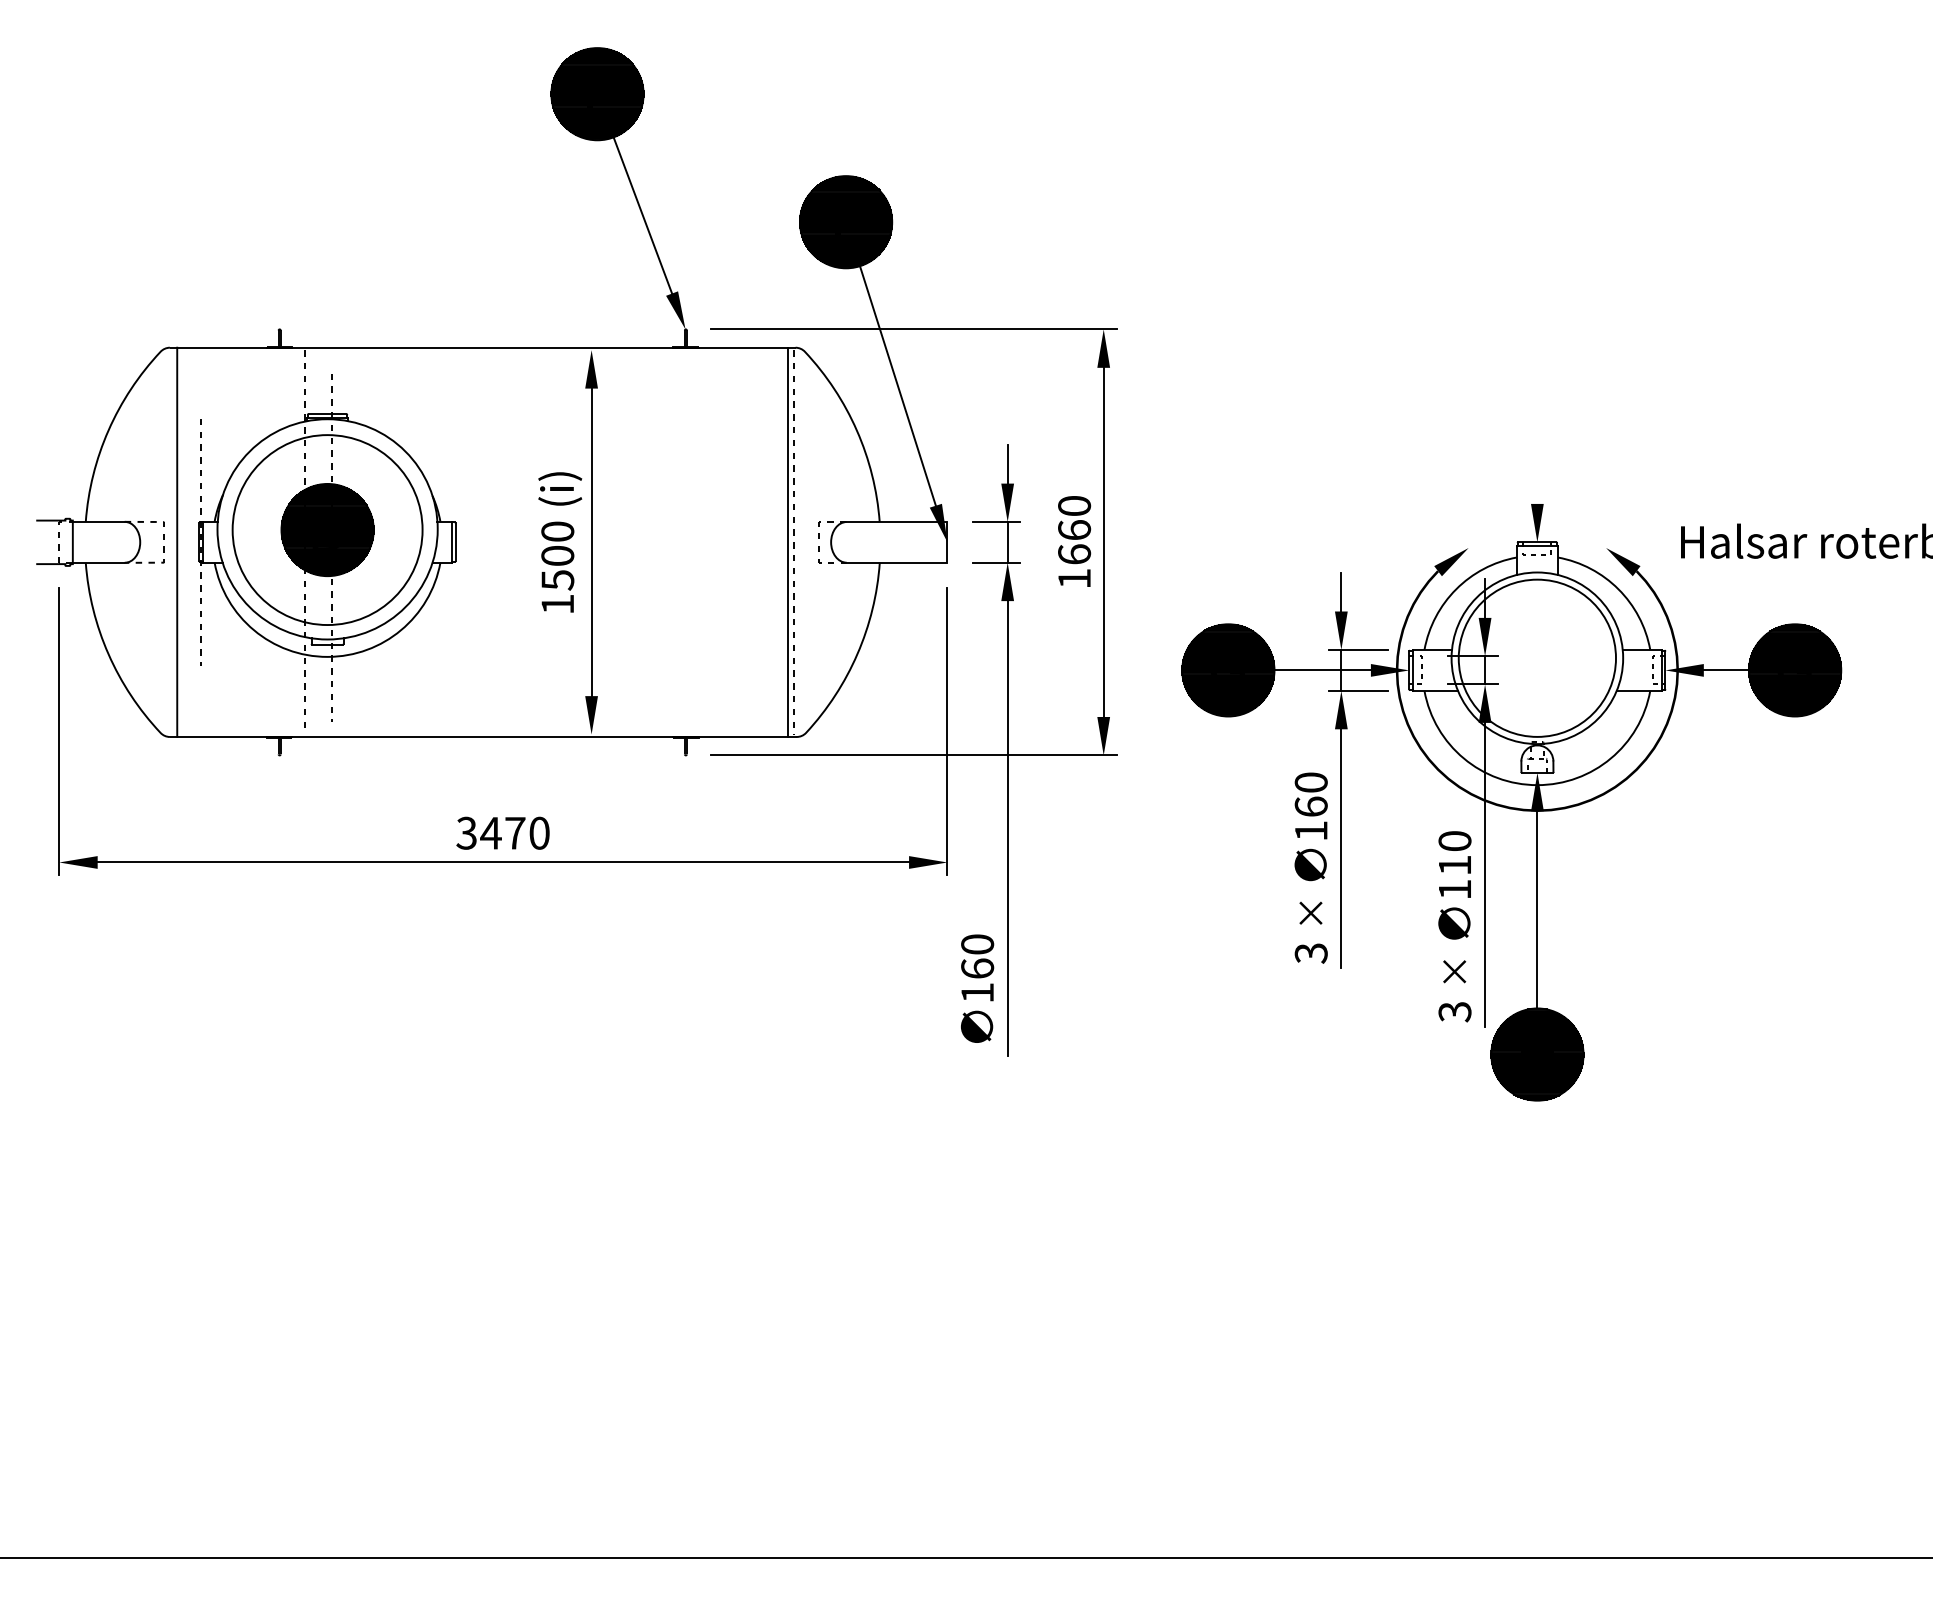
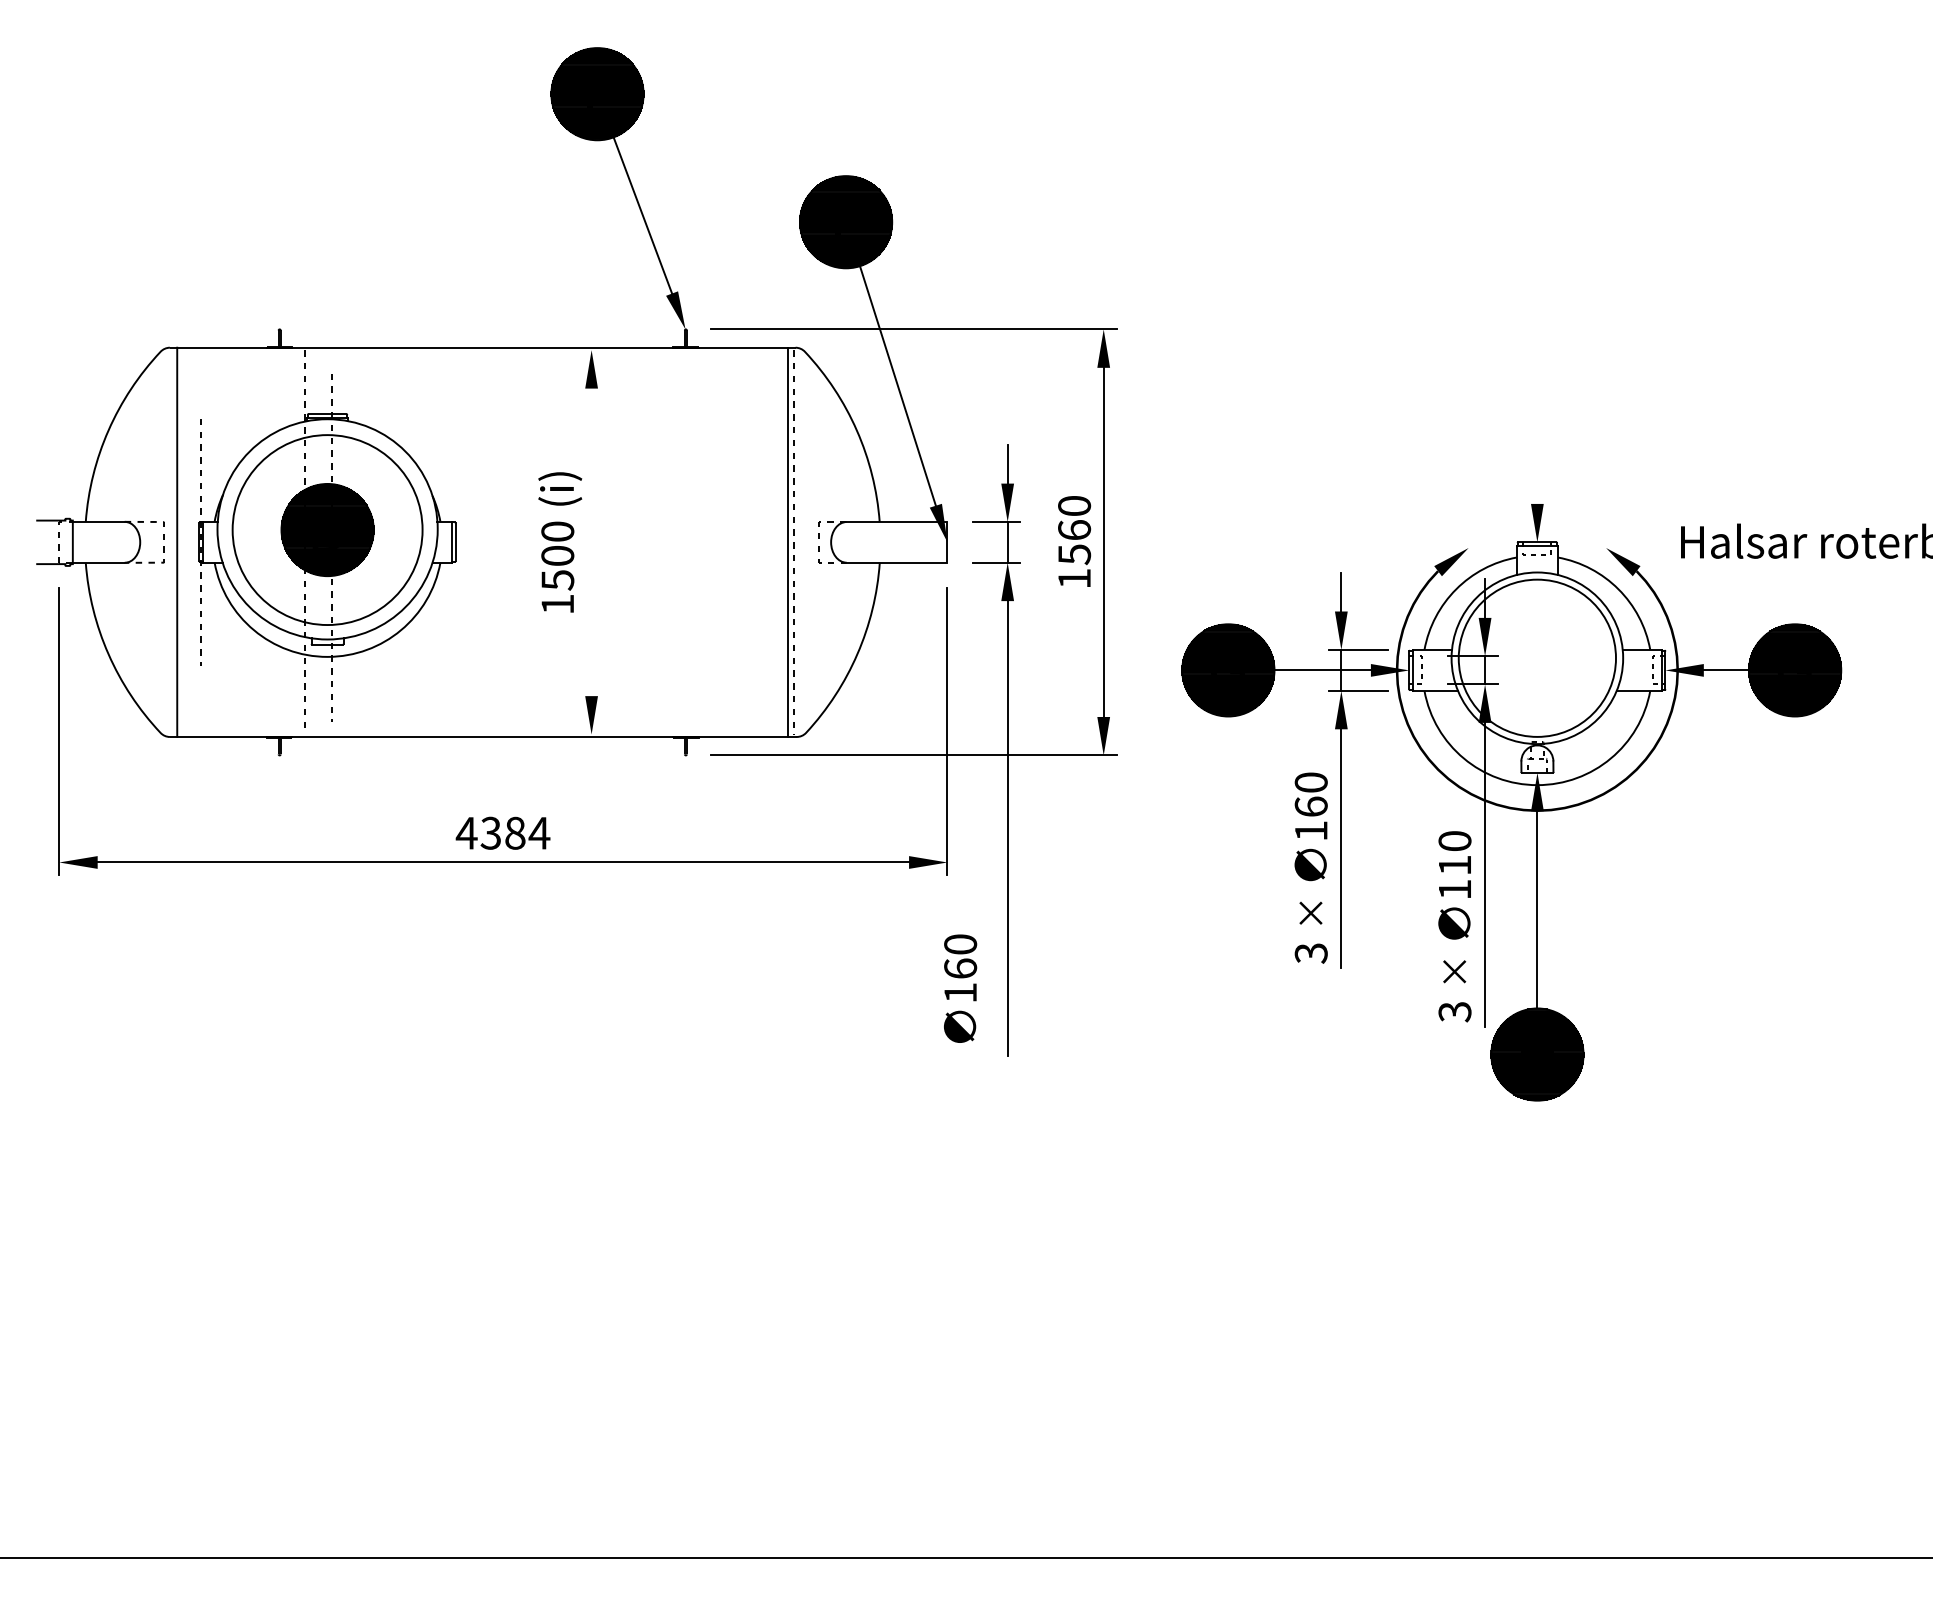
line: present -> none (591, 542)
text: 1660 -> 1560 (1074, 554)
text: 3470 -> 4384 (502, 832)
text position: (977, 988) -> (960, 988) (960, 988)
